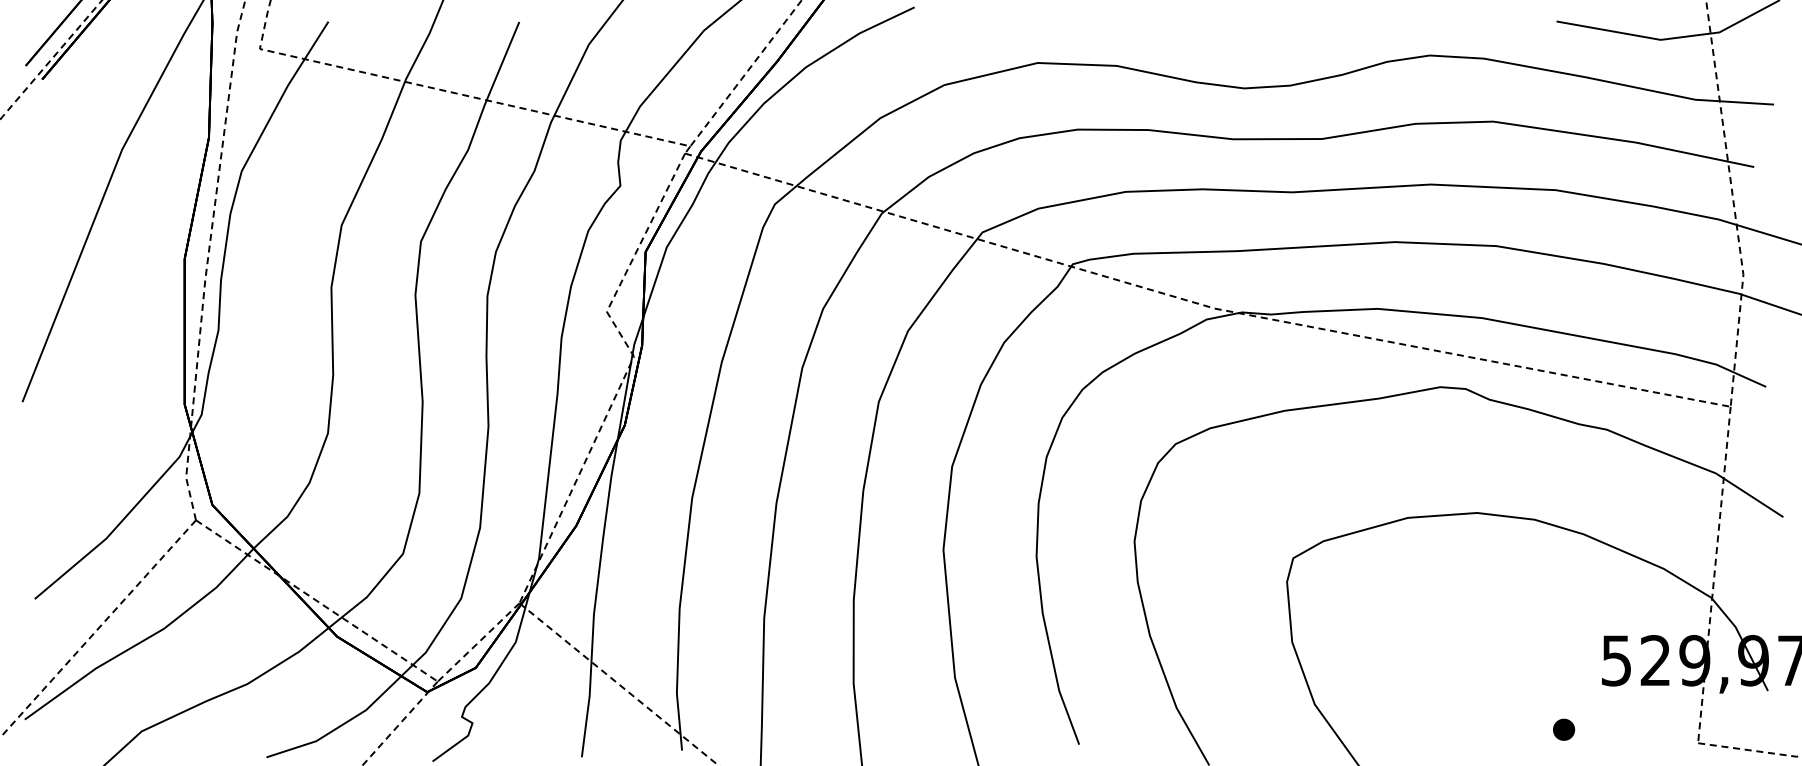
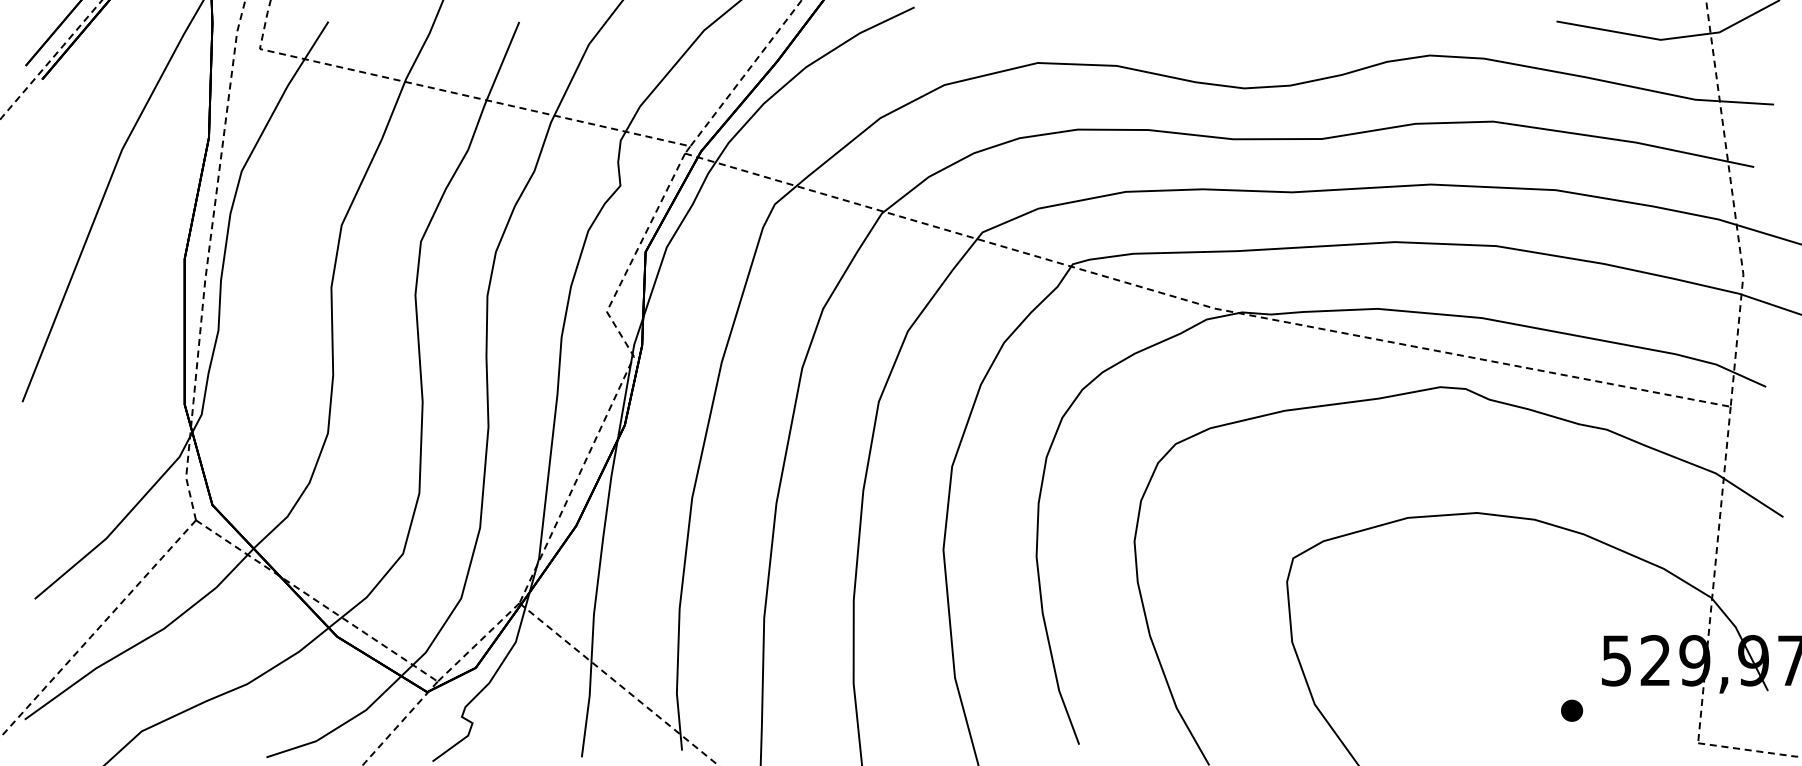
part position: (1564, 729) -> (1572, 710) (1572, 710)
